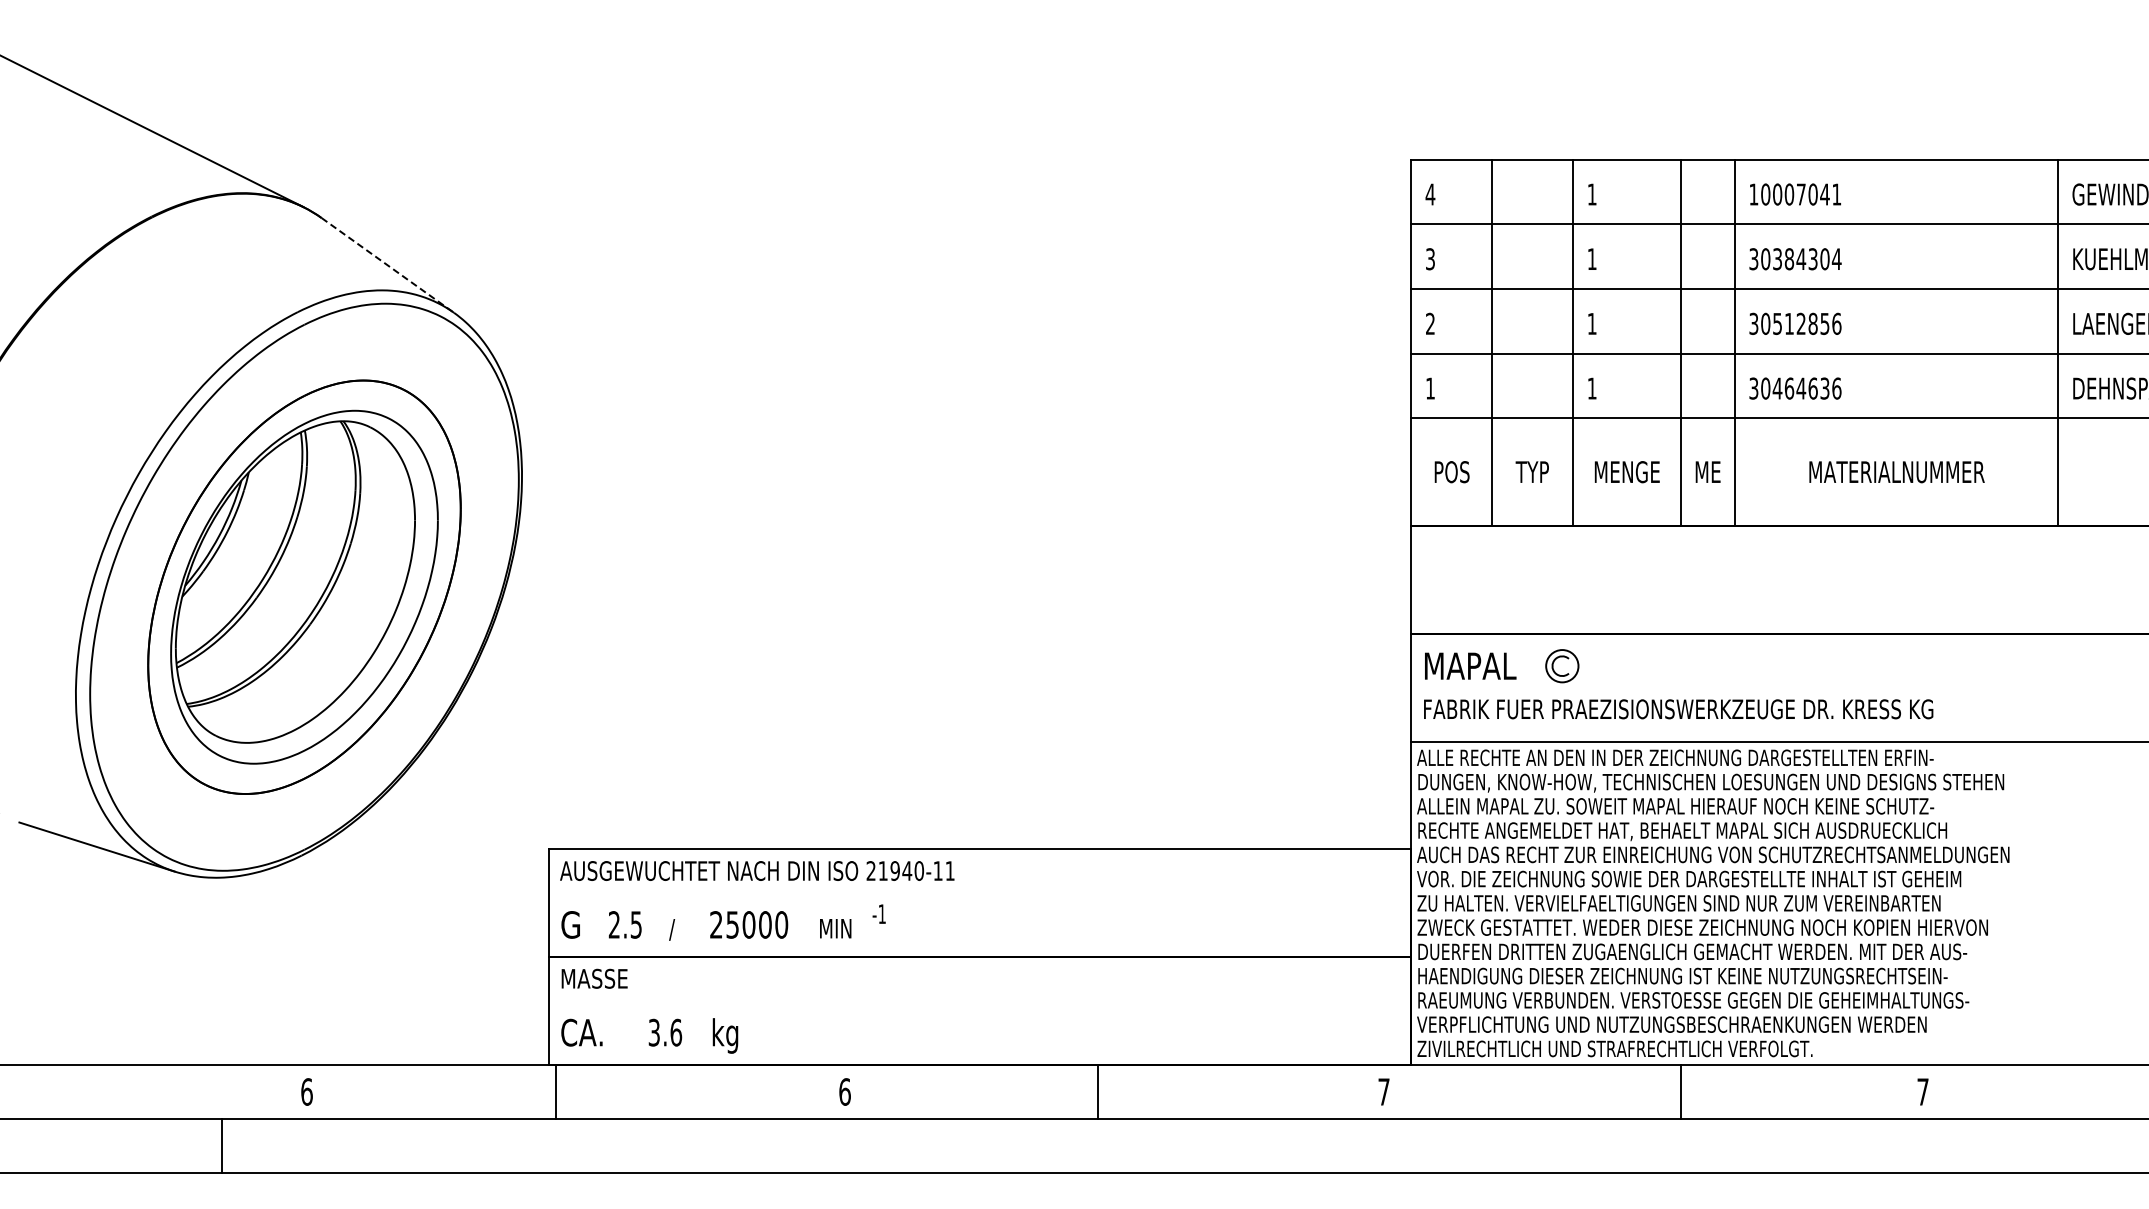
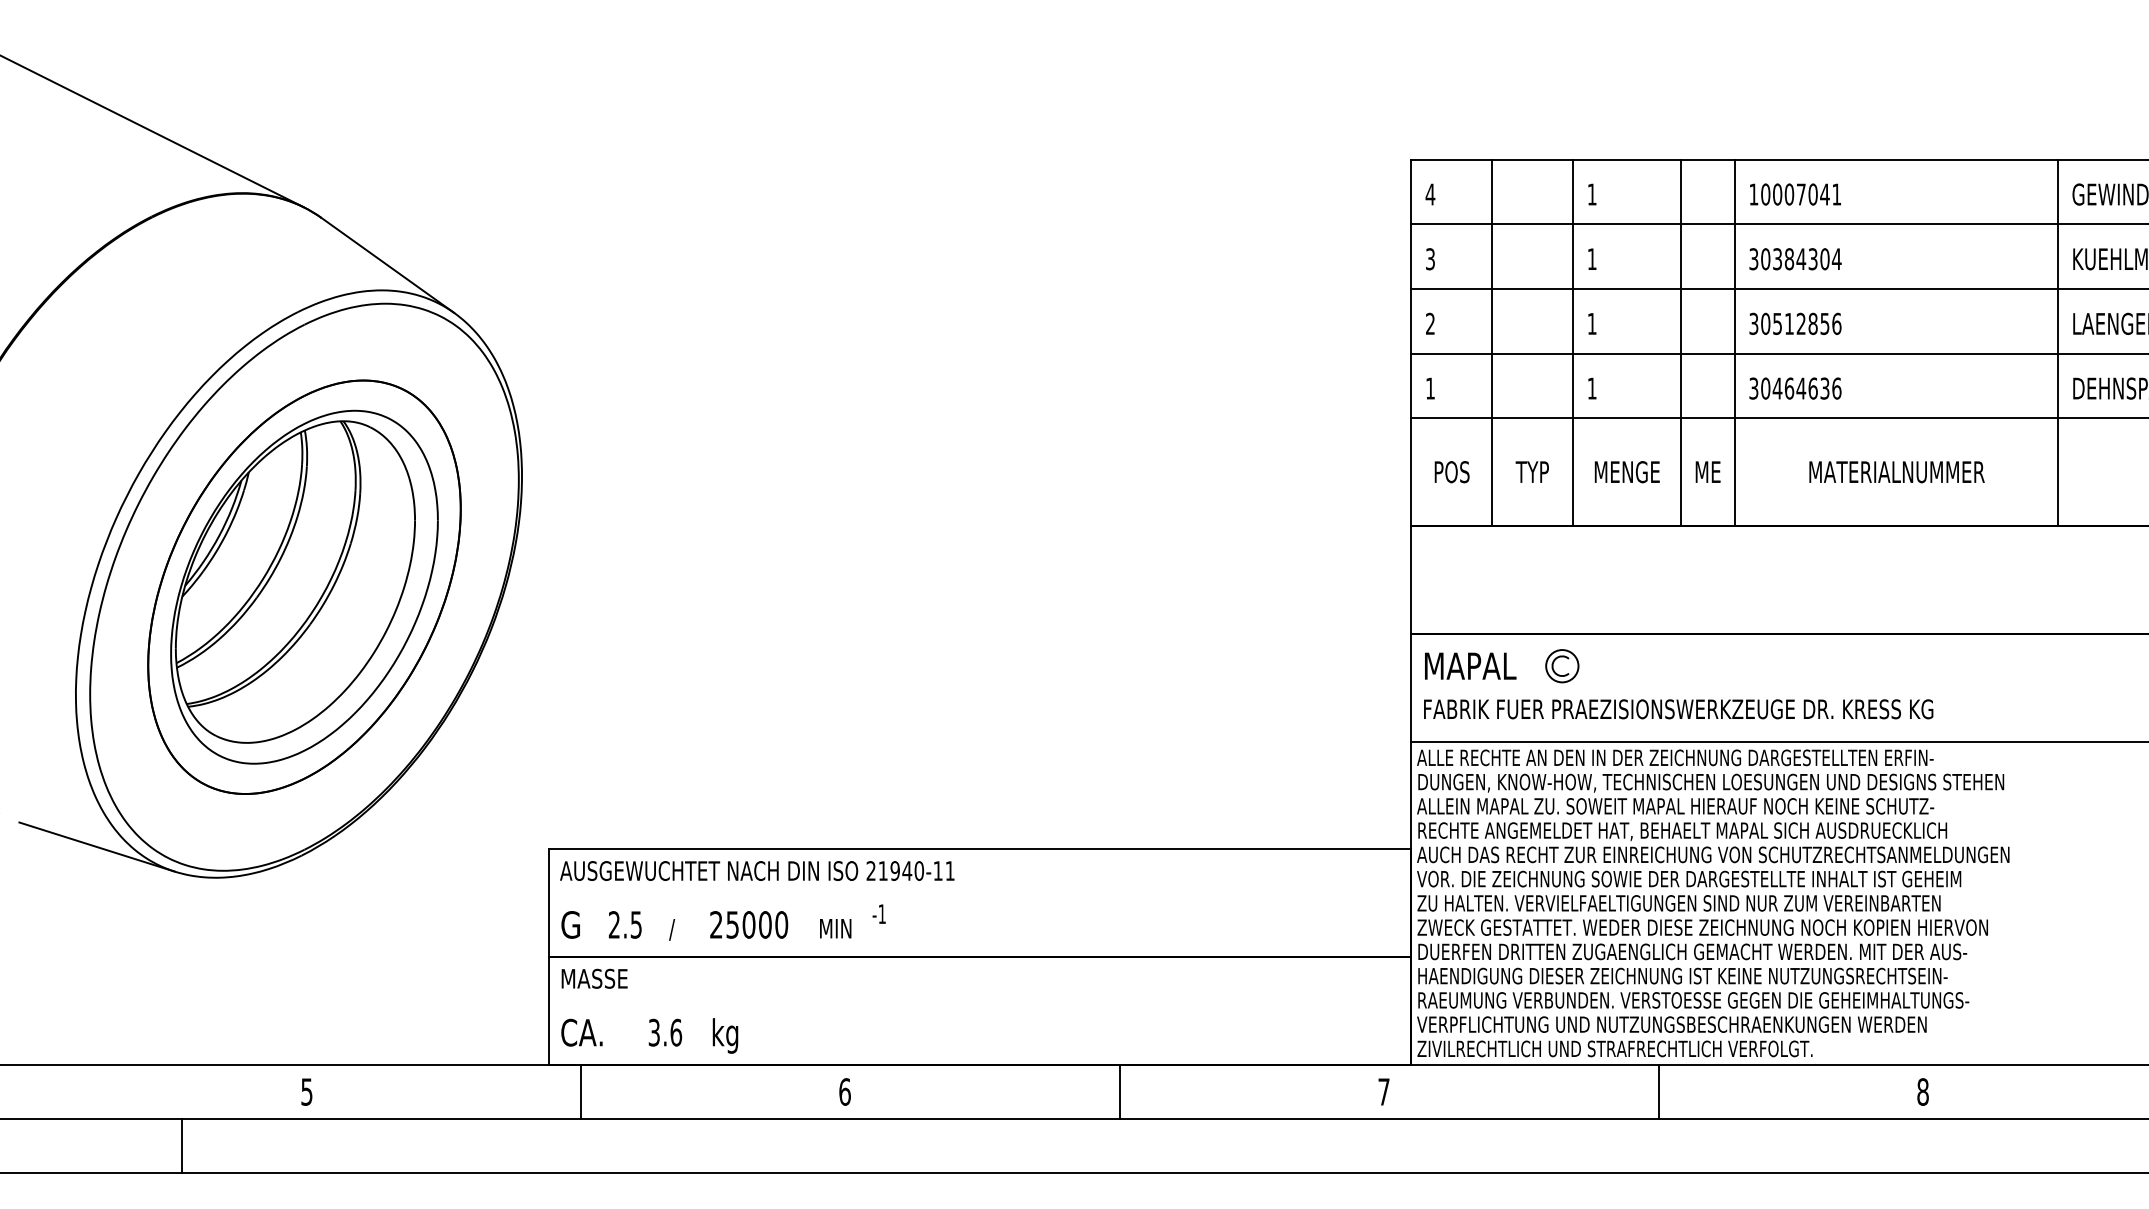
line: dashed -> solid (388, 265)
text: 6 -> 5 (306, 1091)
line position: (556, 1091) -> (581, 1091) (581, 1091)
line position: (1098, 1091) -> (1120, 1091) (1120, 1091)
line position: (1681, 1091) -> (1659, 1091) (1659, 1091)
text: 7 -> 8 (1922, 1091)
line position: (222, 1145) -> (182, 1145) (182, 1145)
